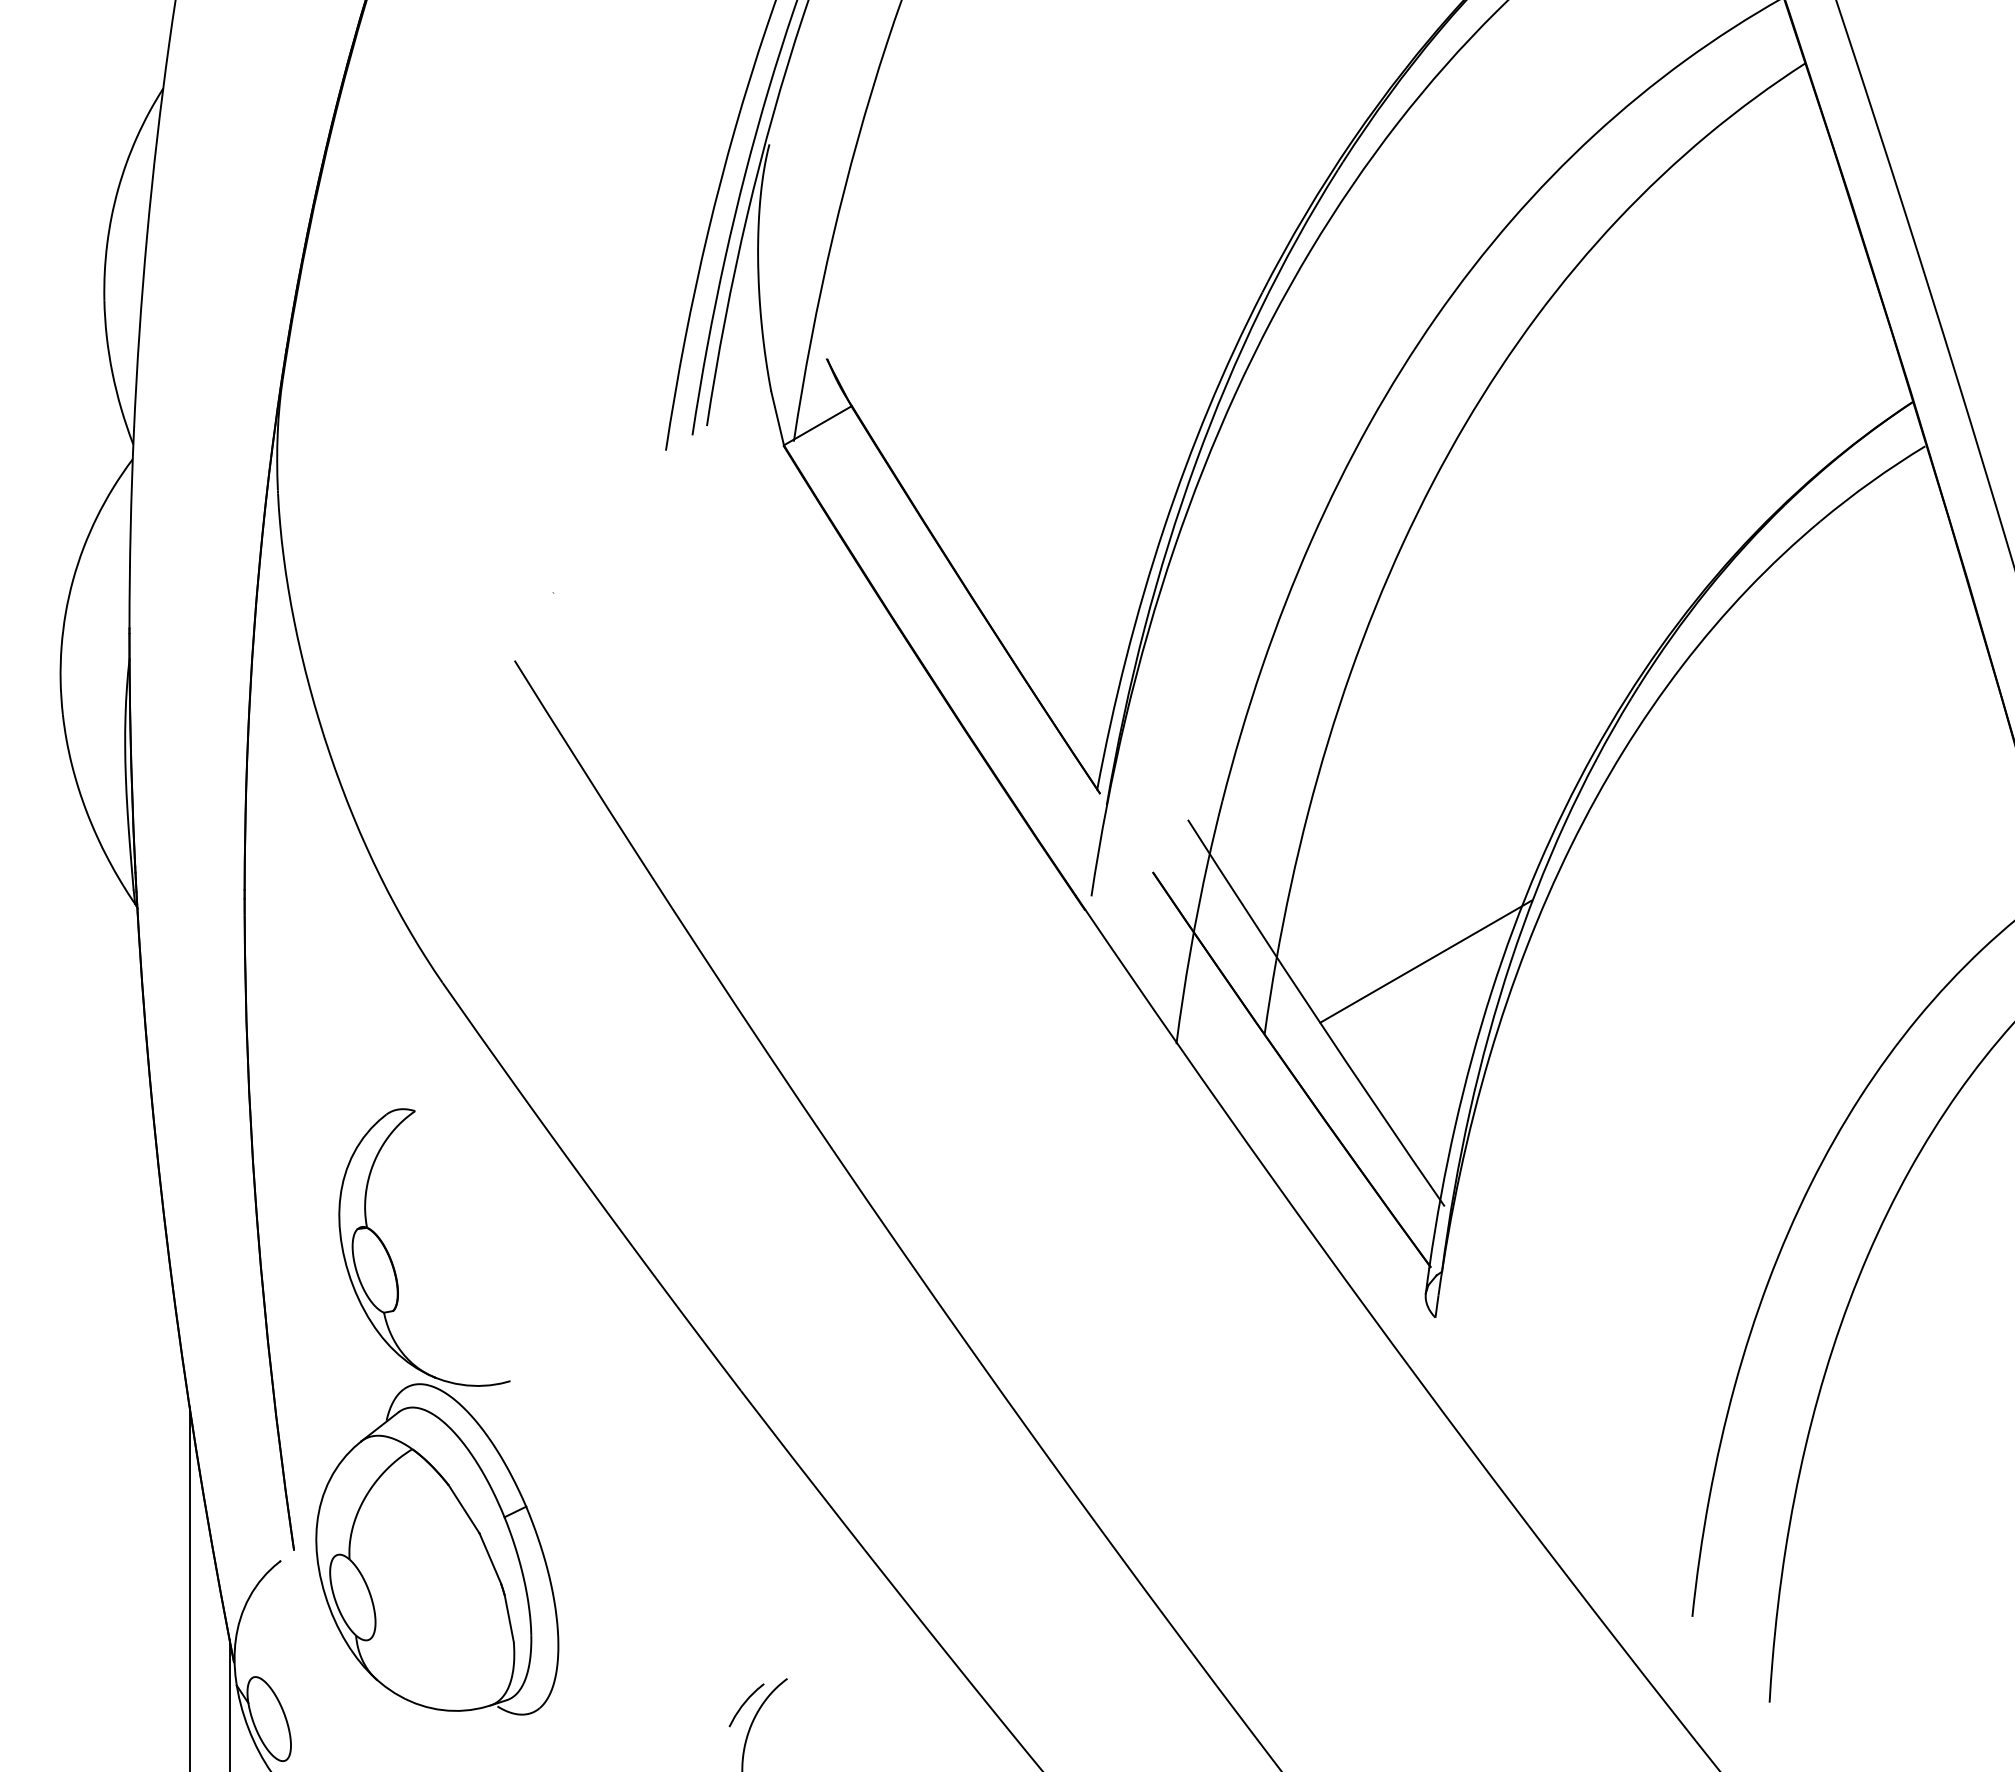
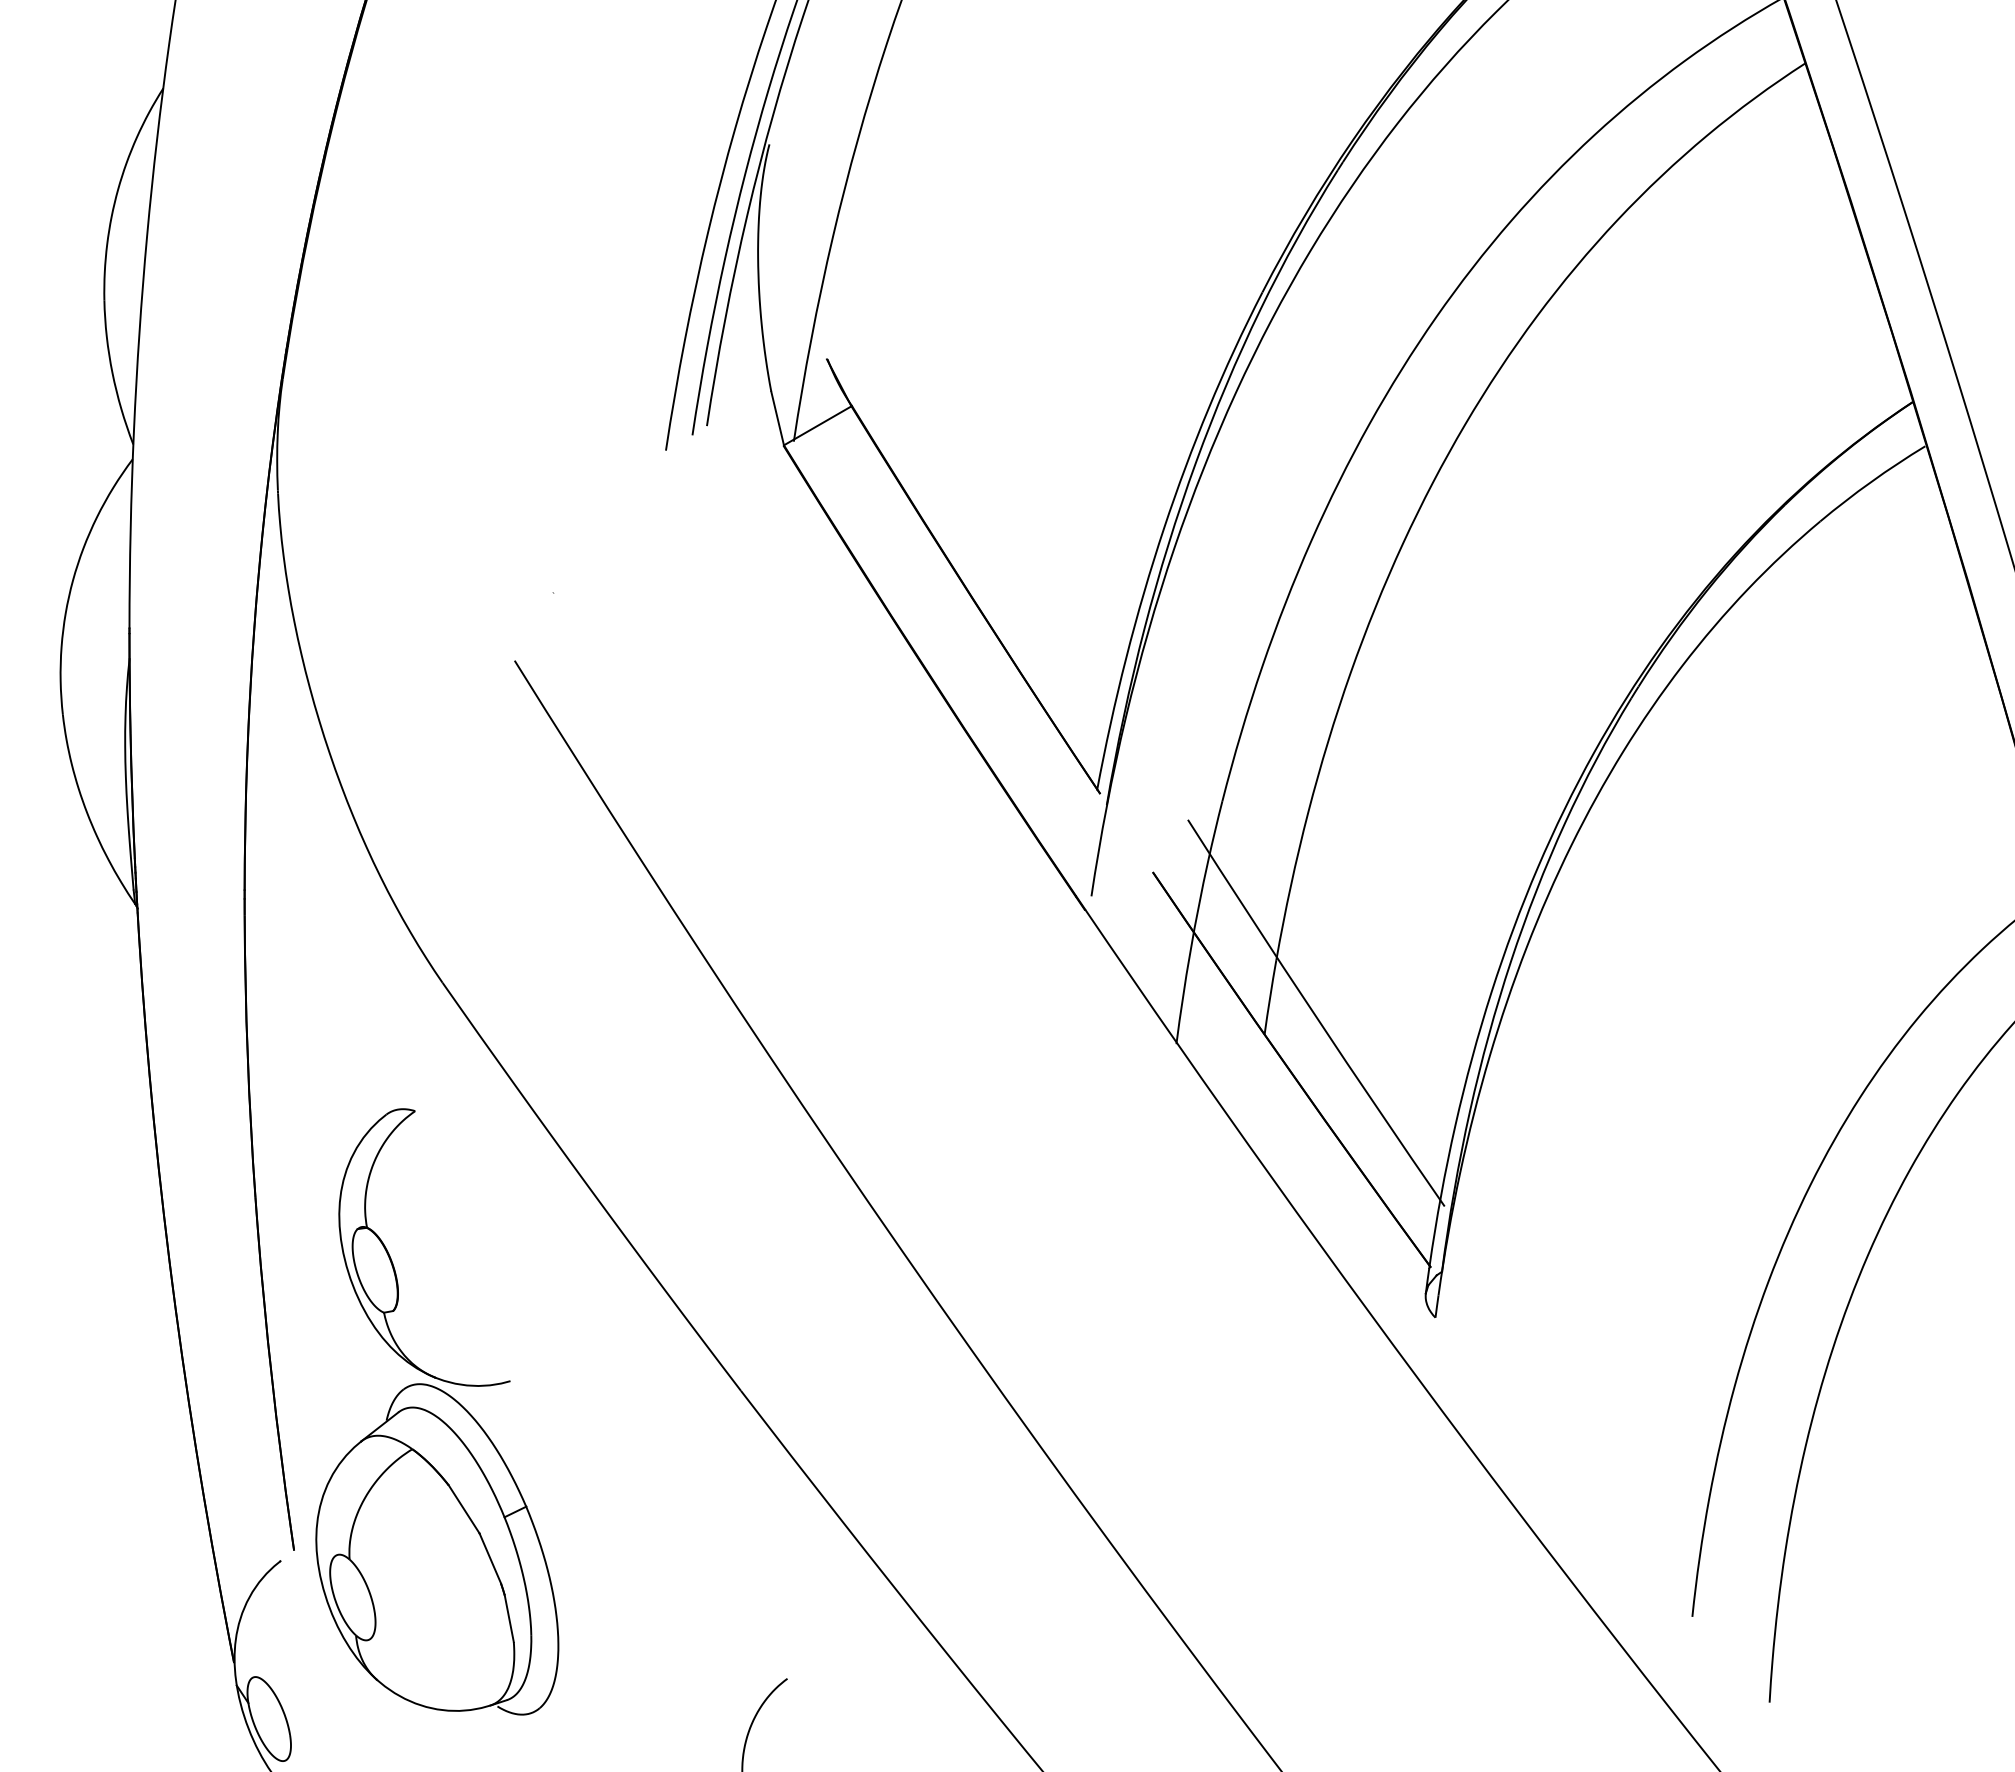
line: present -> none (1425, 961)
line: present -> none (190, 1587)
line: present -> none (230, 1703)
curve: present -> none (745, 1703)
